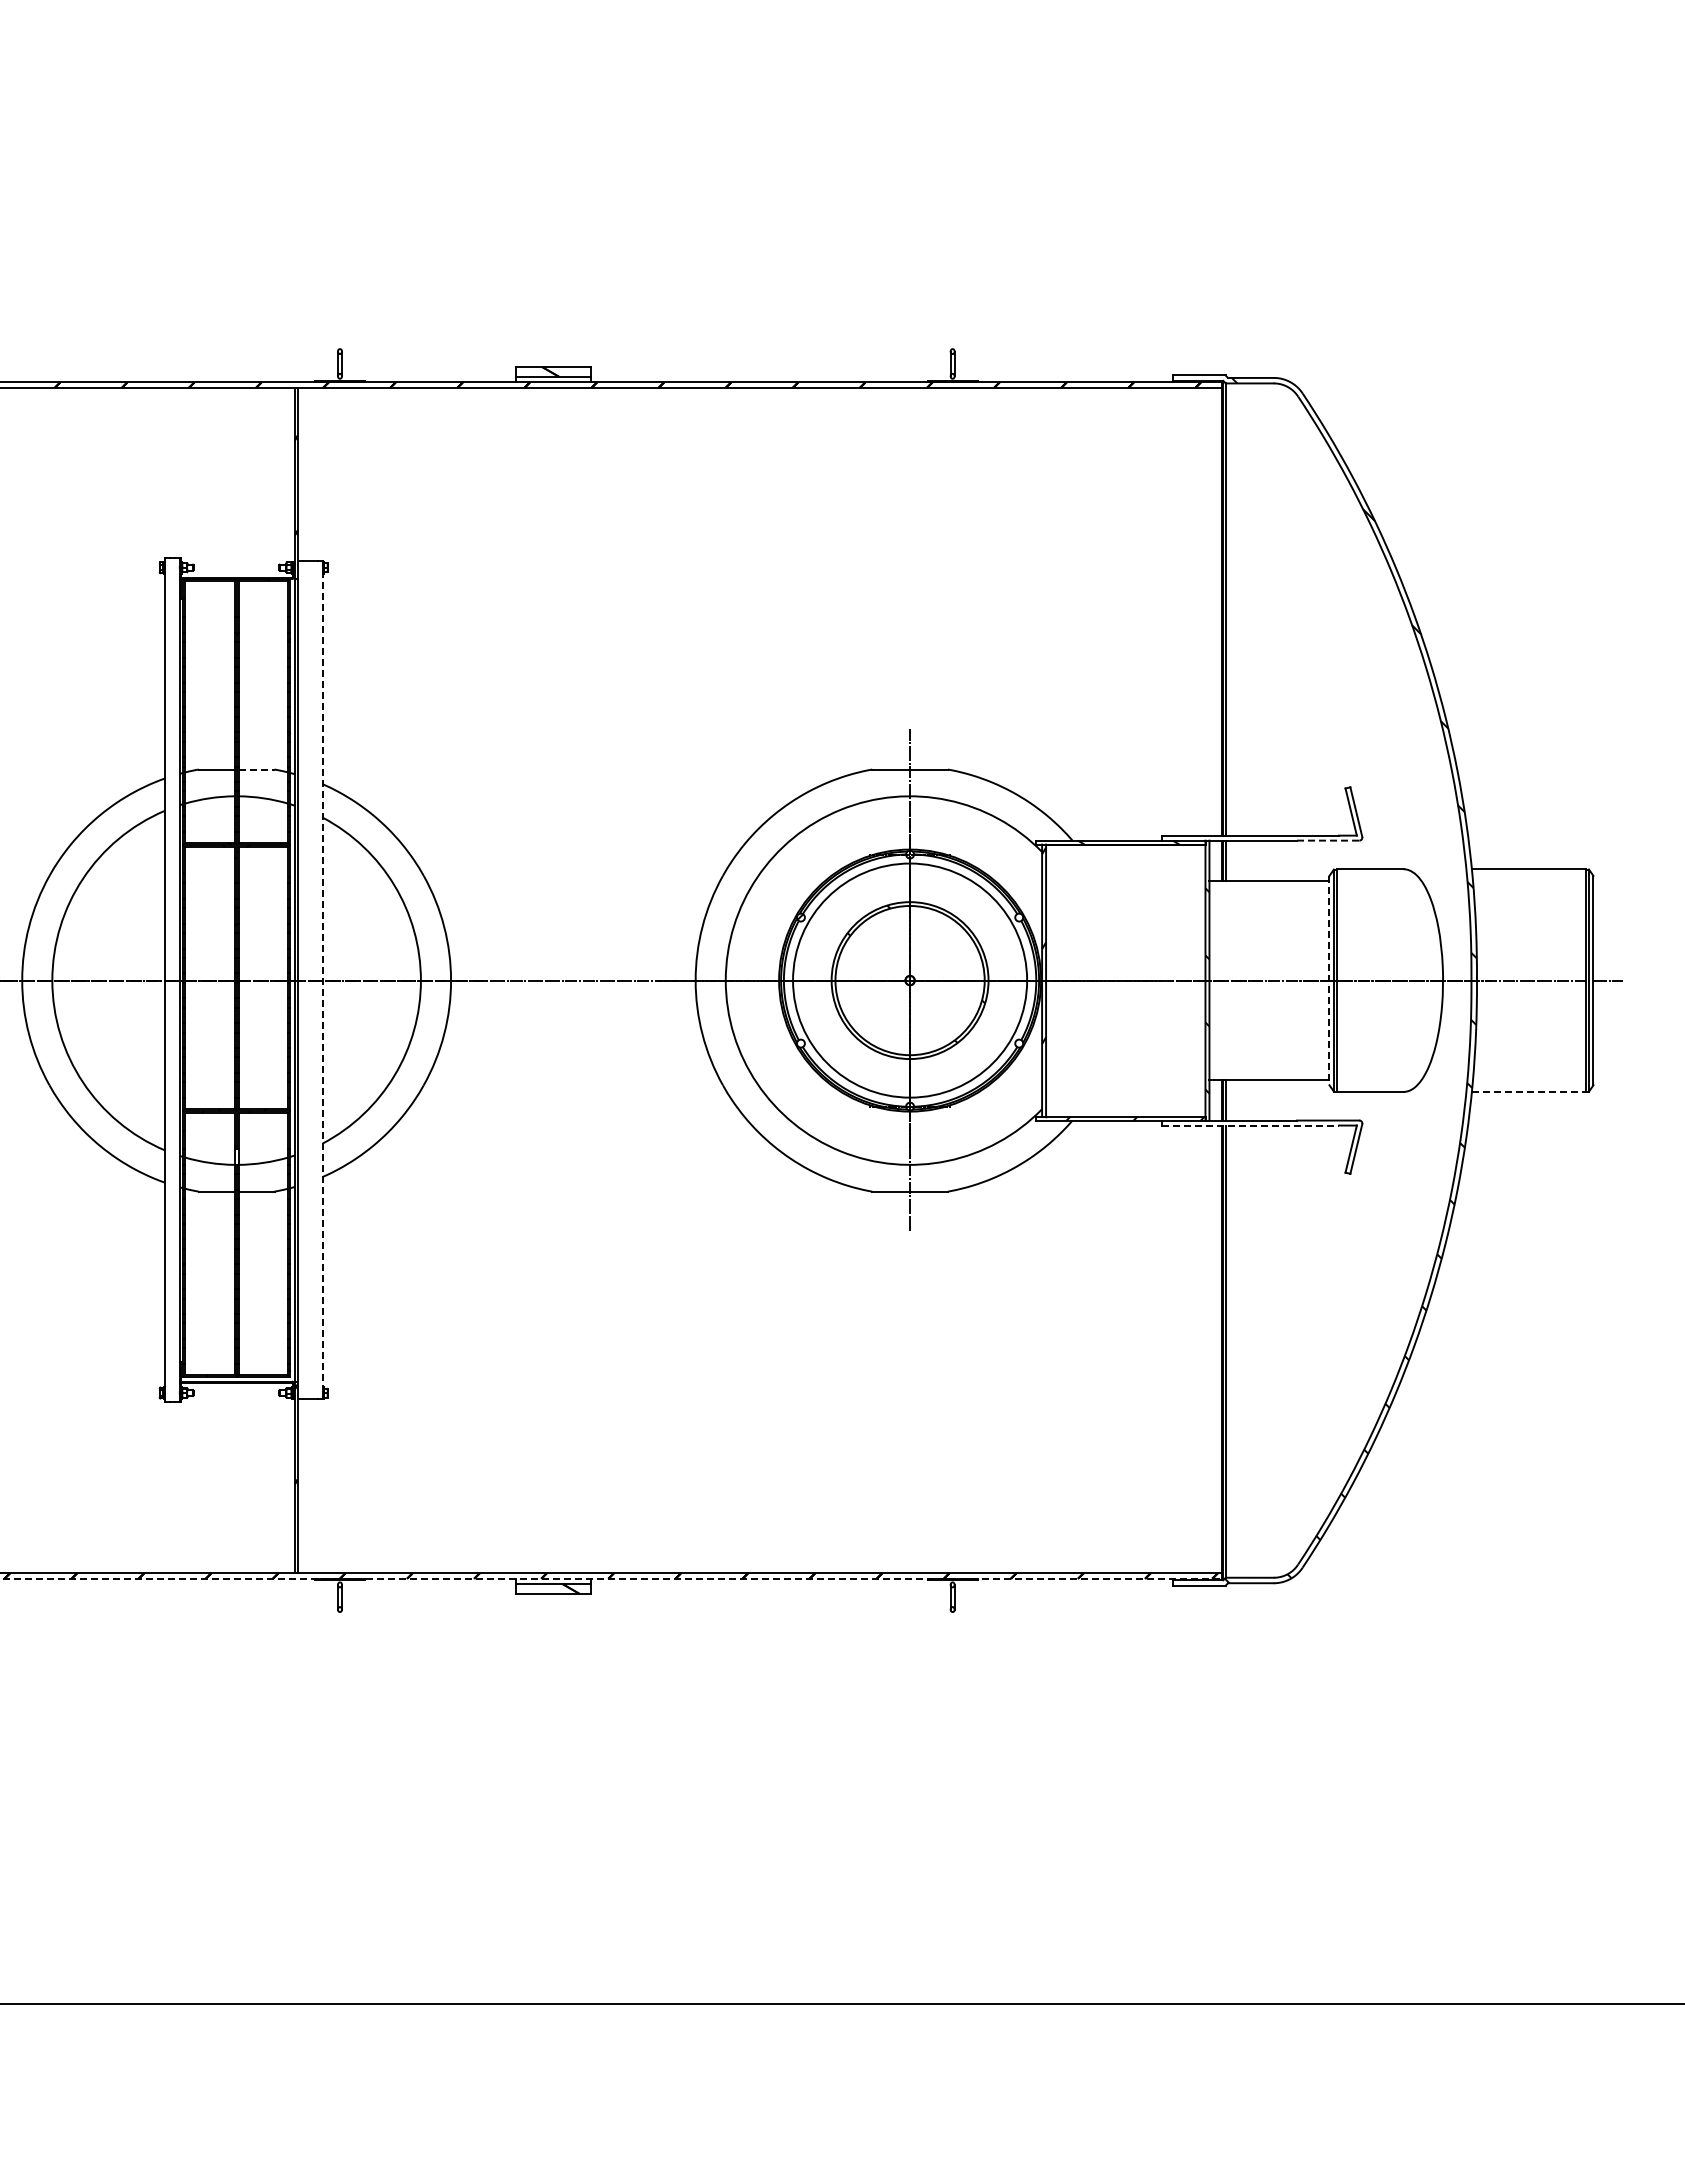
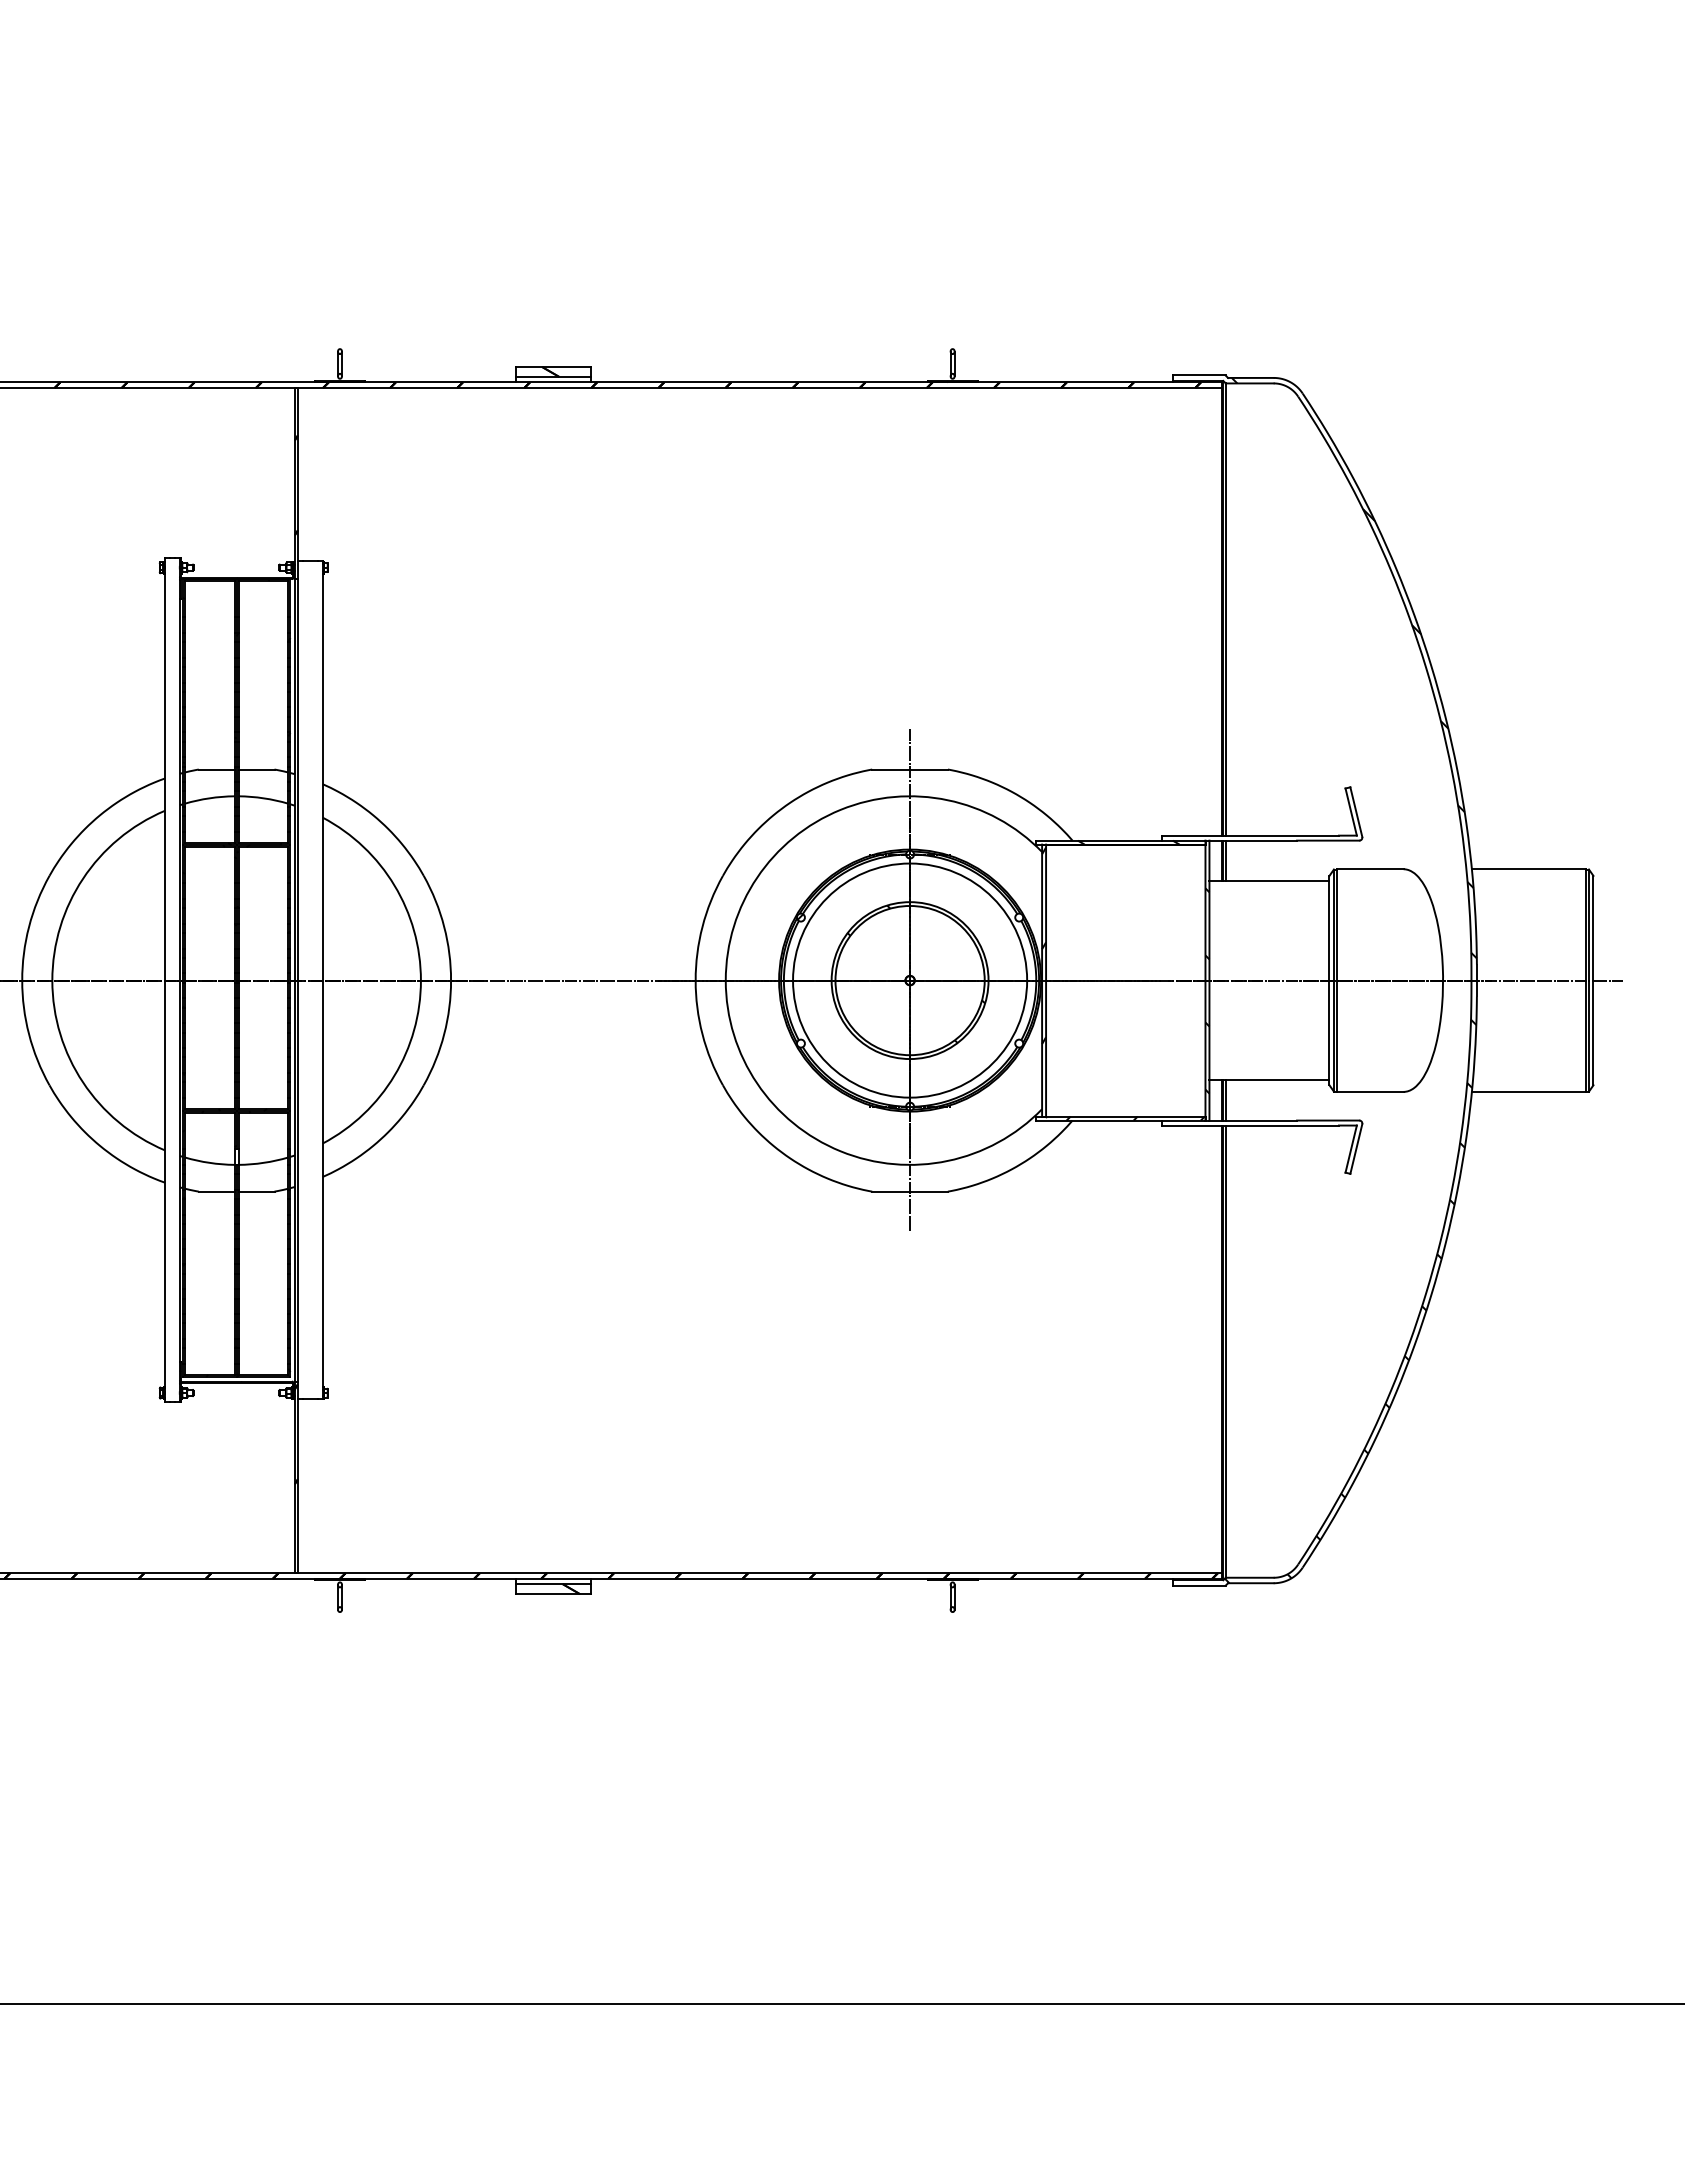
line: dashed -> solid (256, 769)
line: dashed -> solid (1328, 840)
line: dashed -> solid (322, 980)
line: dashed -> solid (1329, 980)
line: dashed -> solid (1529, 1091)
line: dashed -> solid (1251, 1125)
line: dashed -> solid (611, 1578)
